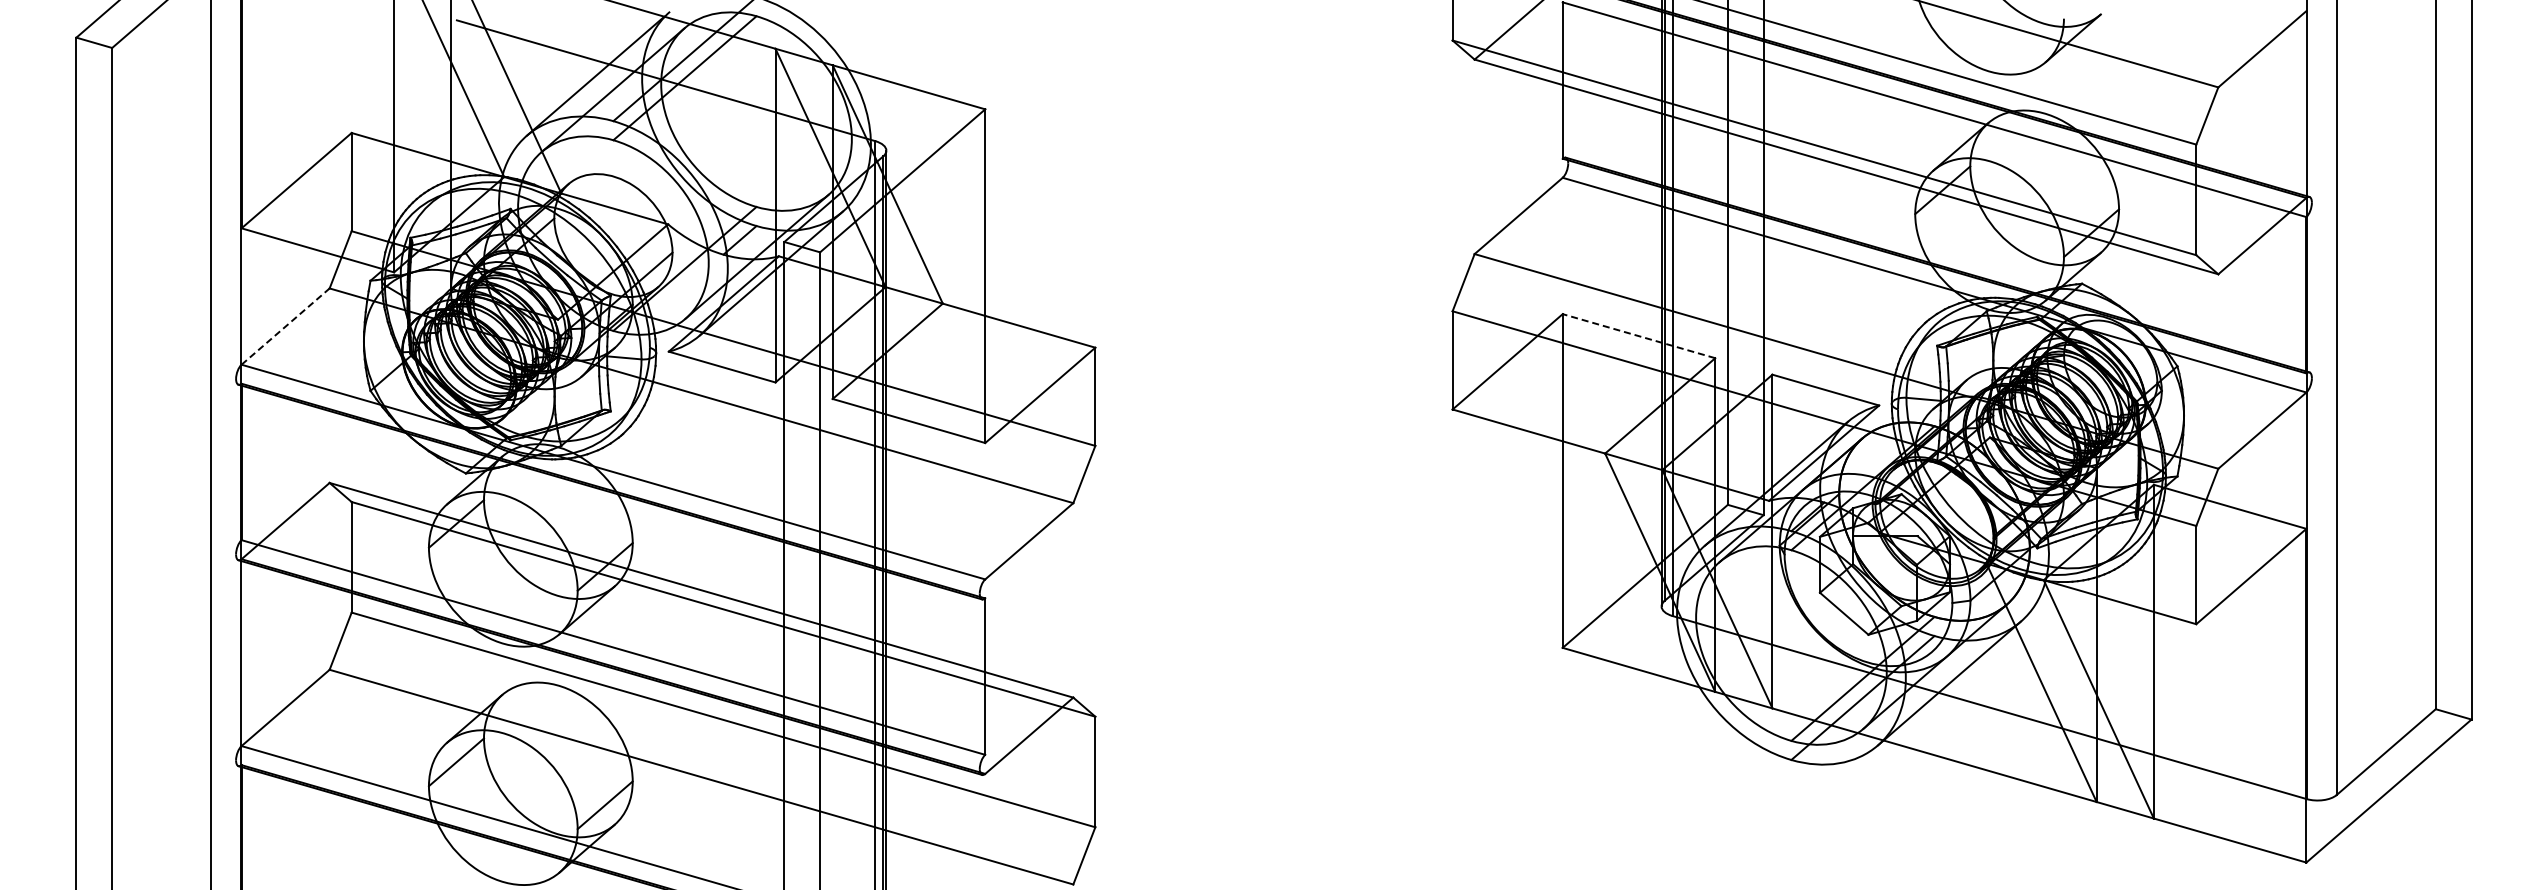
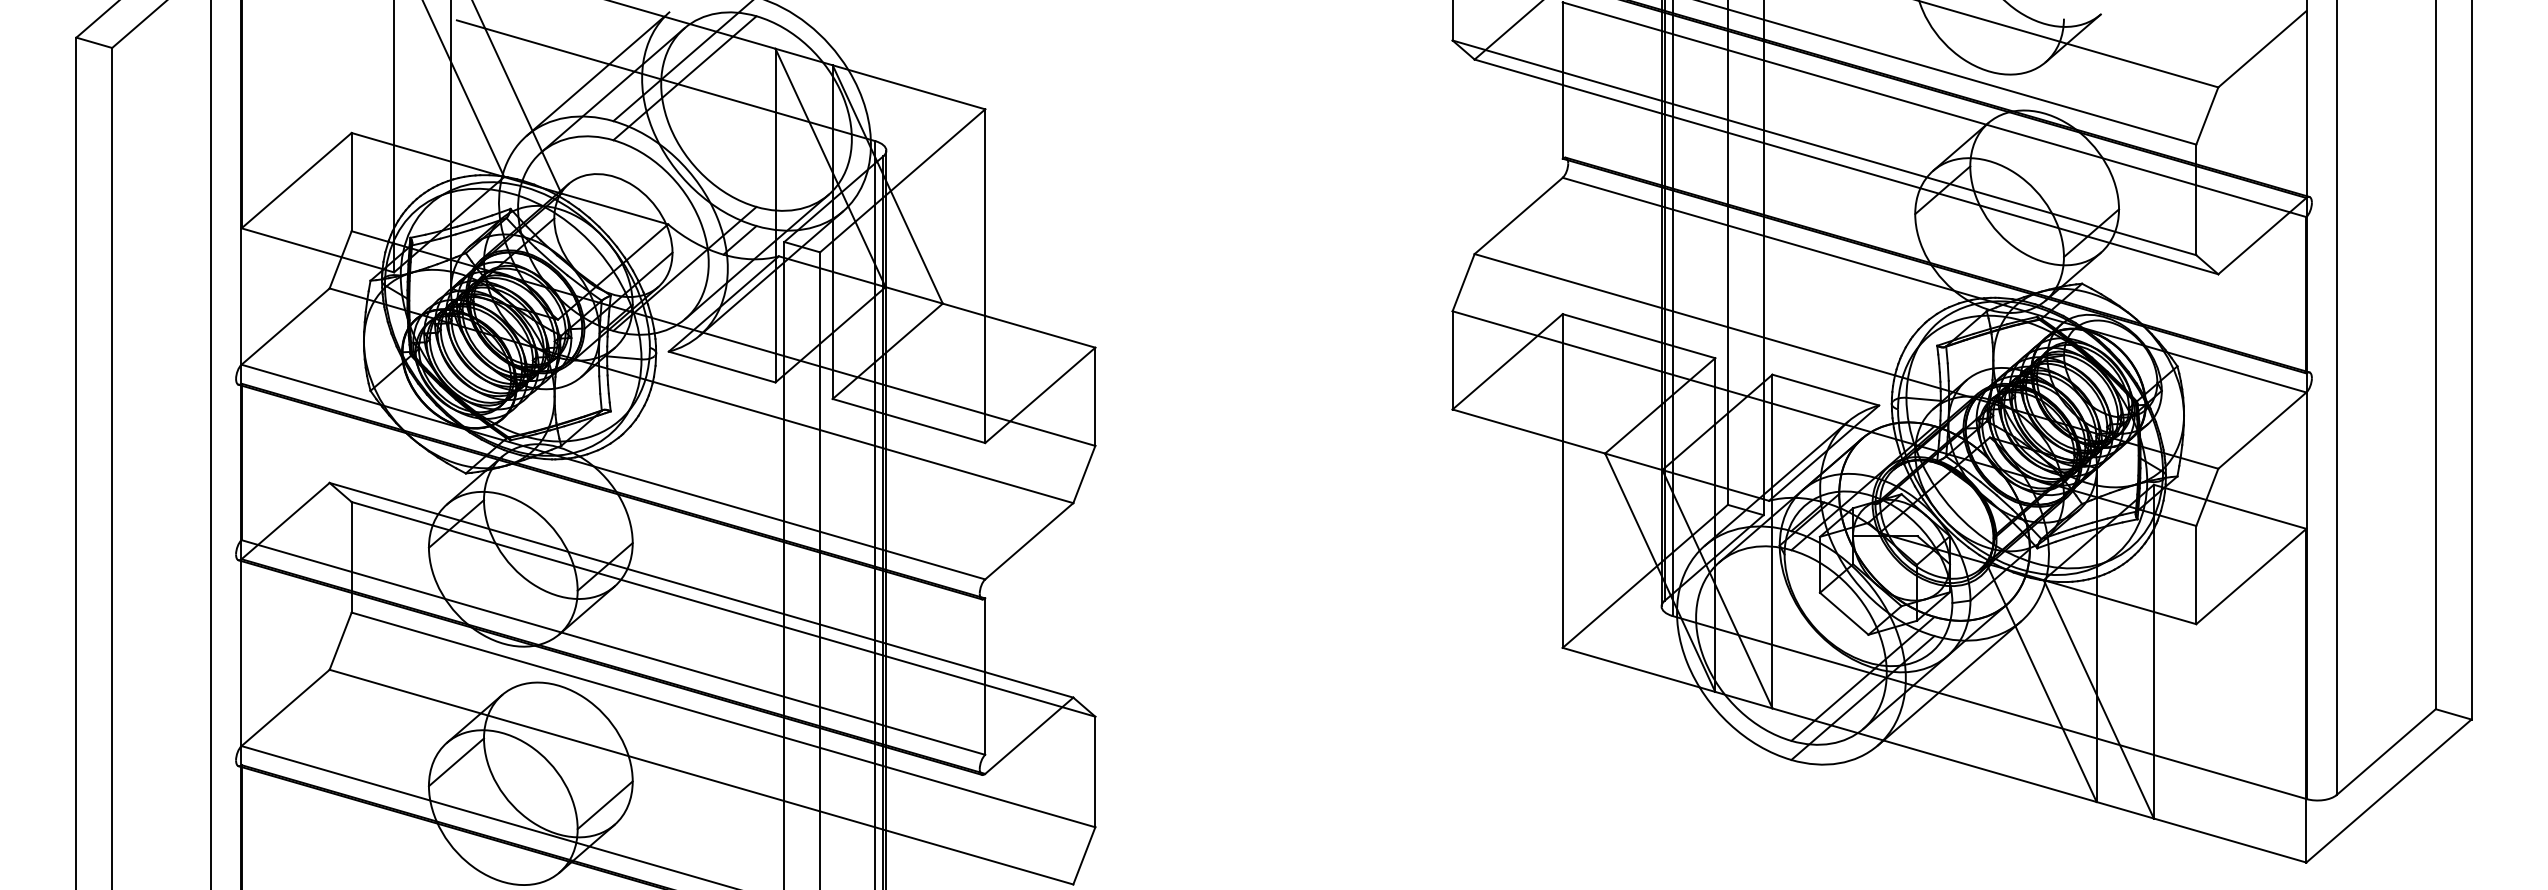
line: dashed -> solid (285, 326)
line: dashed -> solid (1638, 336)
